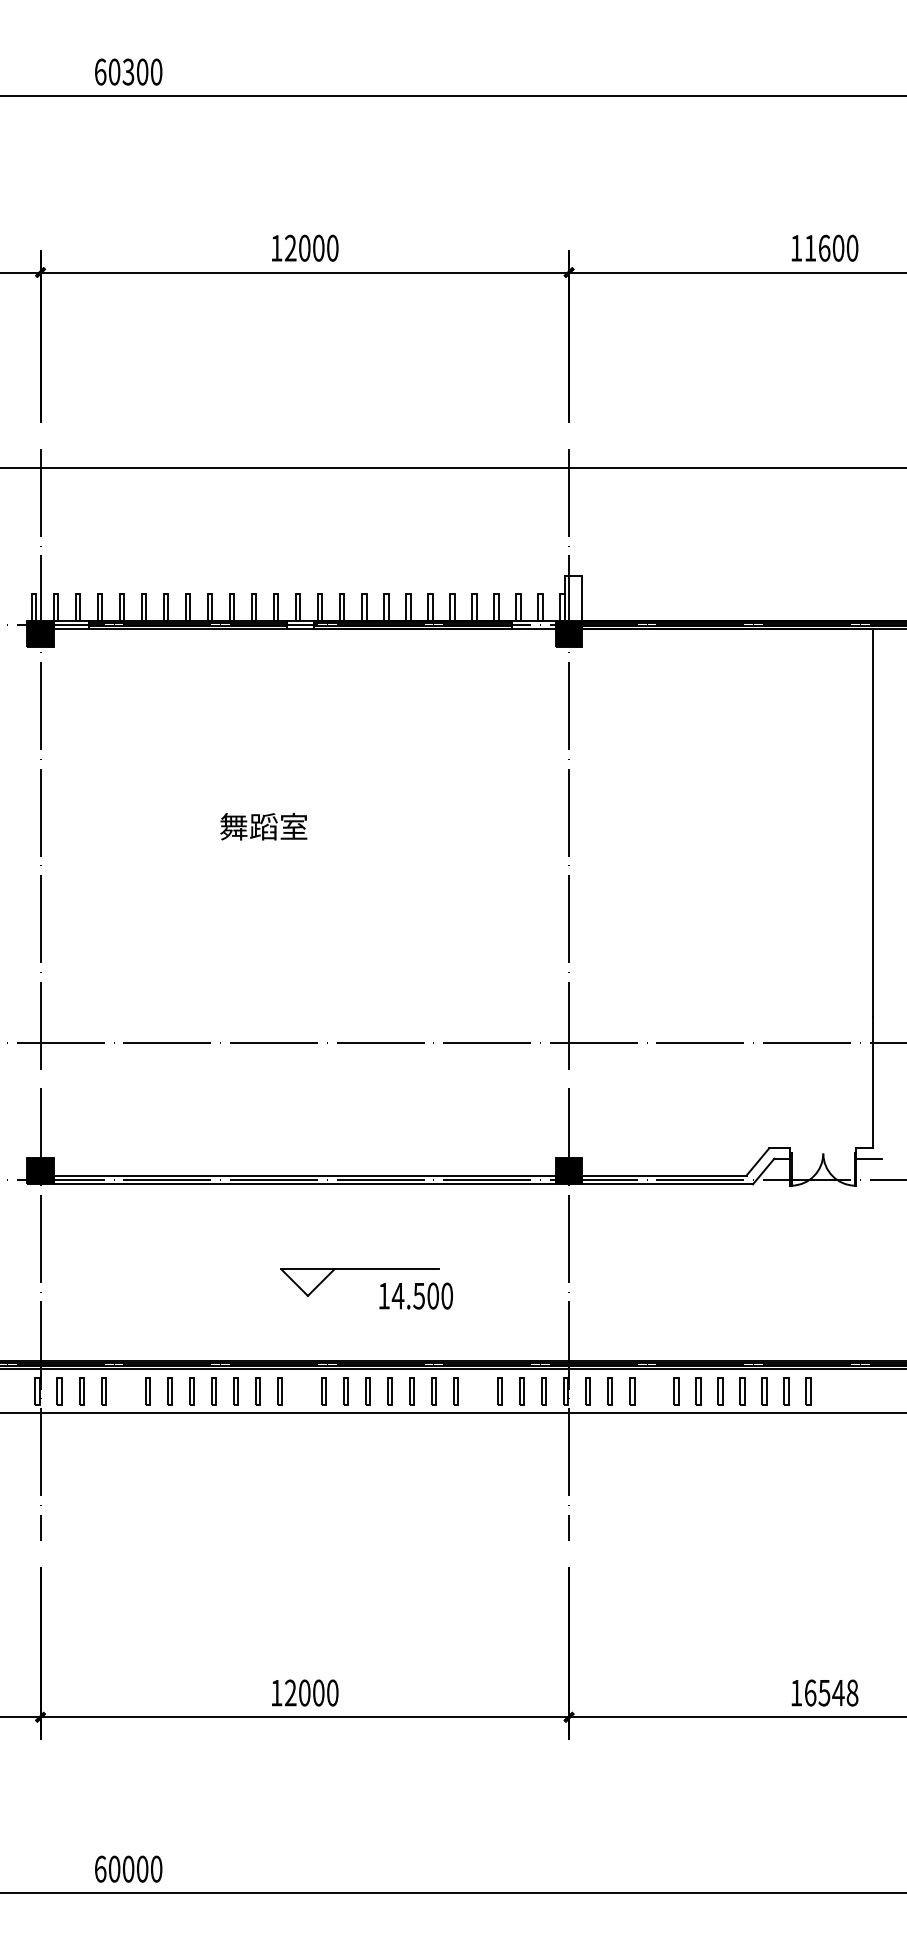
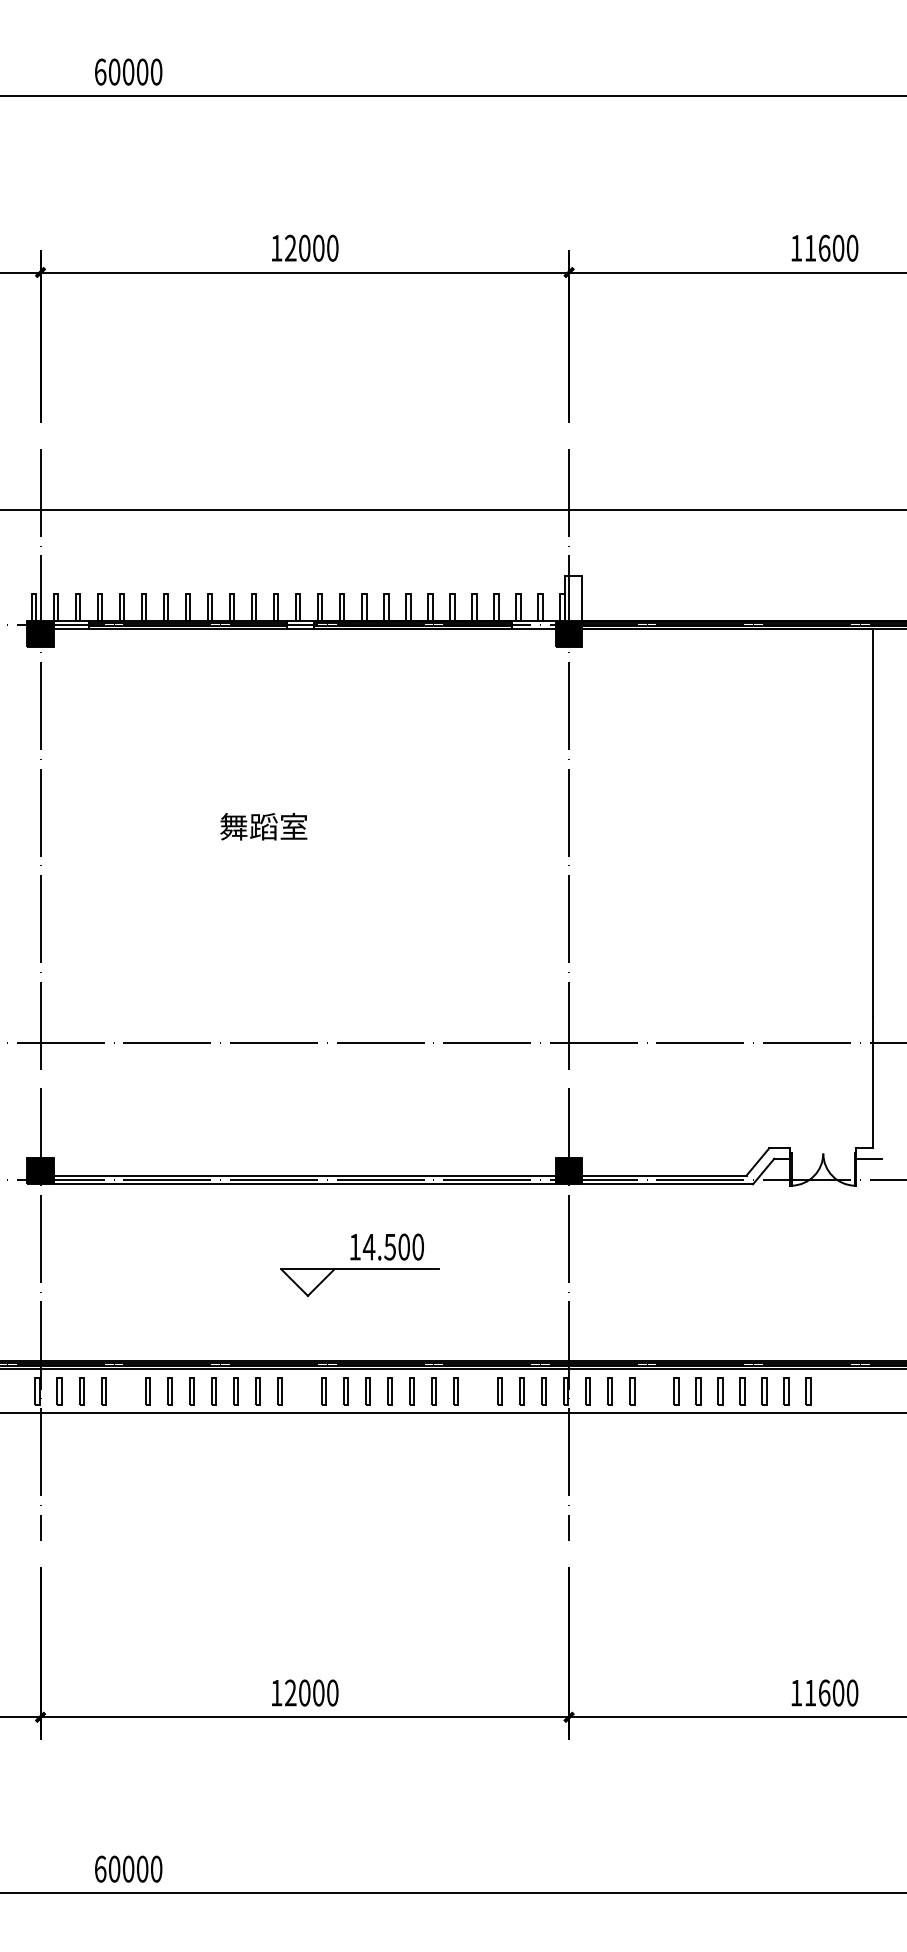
text: 60300 -> 60000 (128, 71)
line position: (452, 468) -> (452, 510) (452, 510)
text position: (415, 1295) -> (386, 1246) (386, 1246)
text: 16548 -> 11600 (831, 1692)
